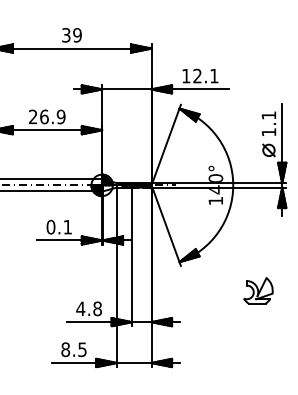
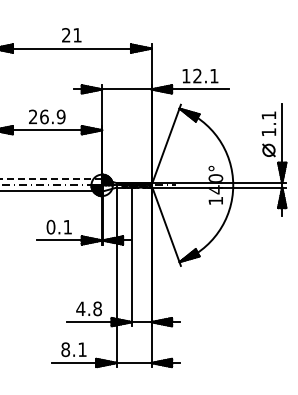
text: 39 -> 21 (71, 35)
line: solid -> dashed (51, 179)
part: present -> none (258, 290)
text: 8.5 -> 8.1 (82, 349)
